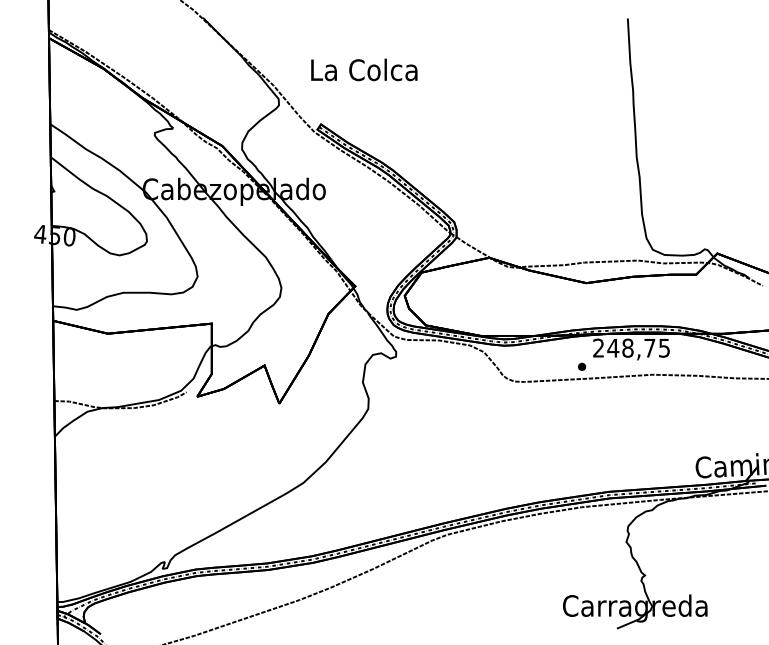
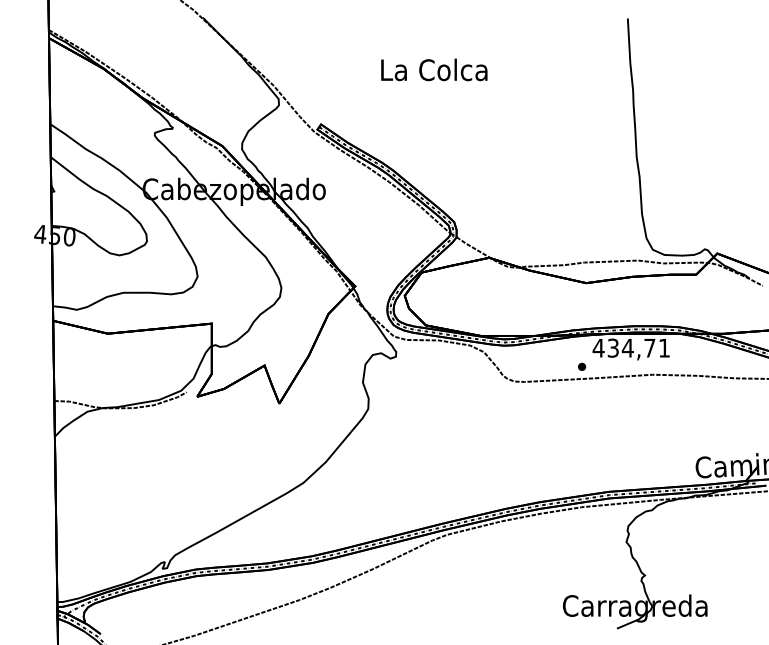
text position: (364, 69) -> (434, 69) (434, 69)
text: 248,75 -> 434,71 (630, 347)
